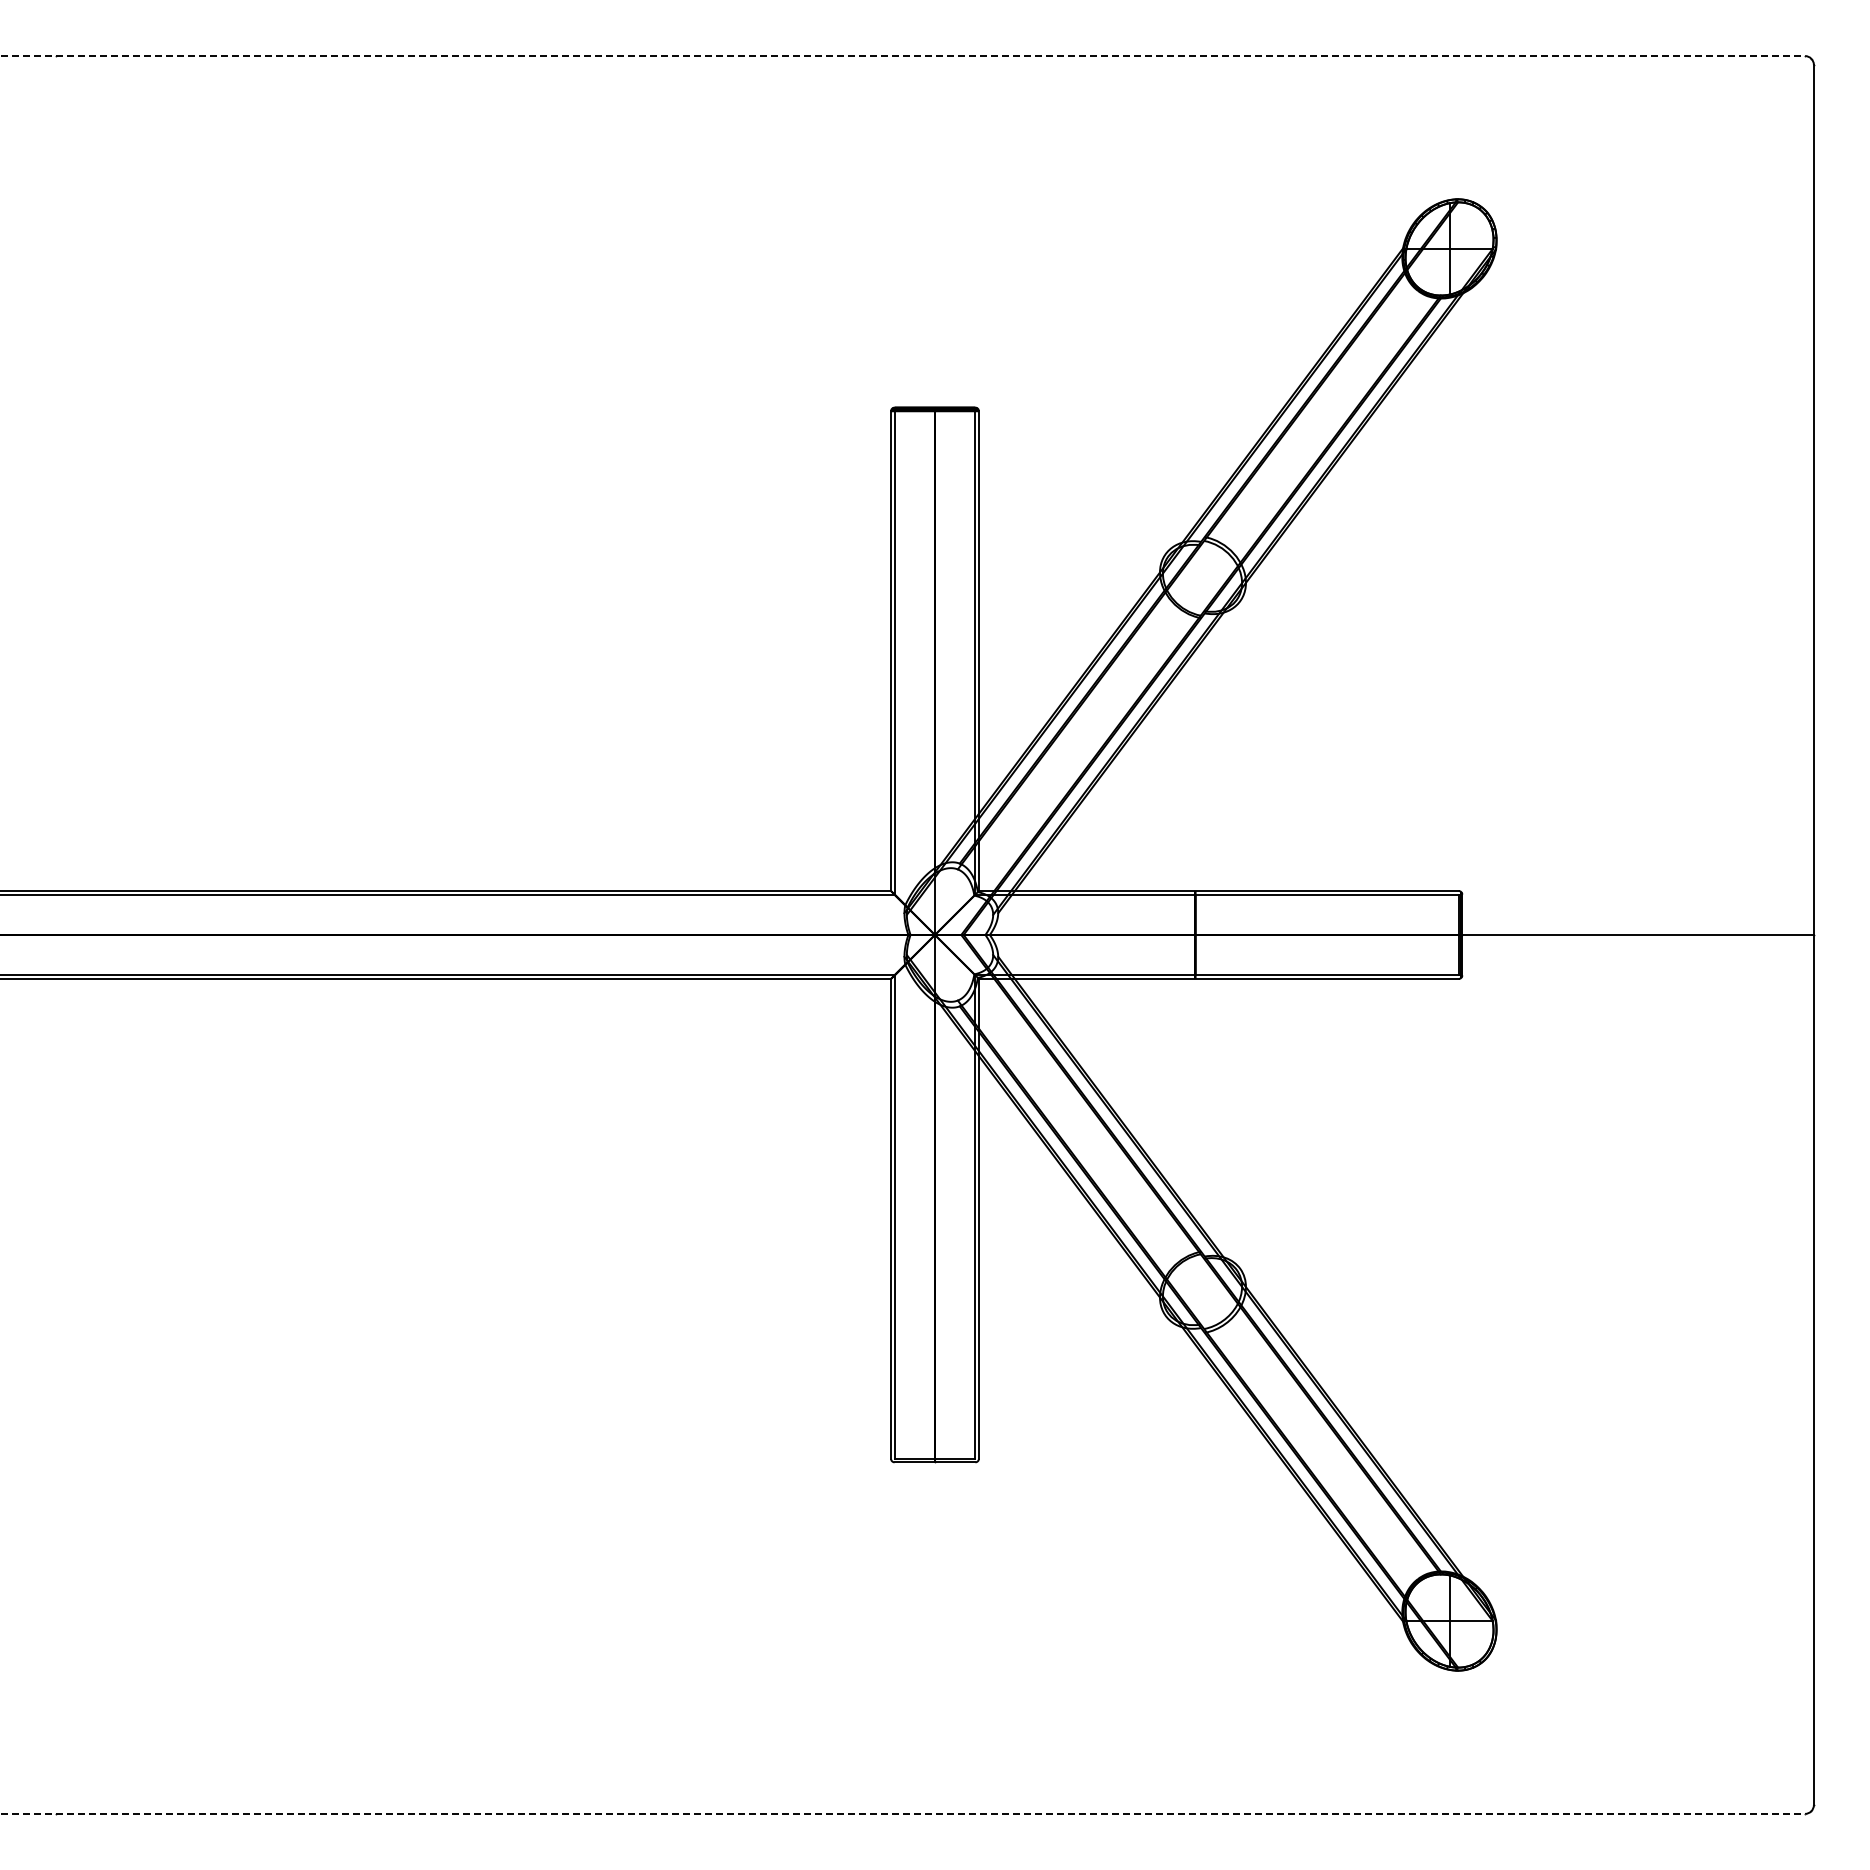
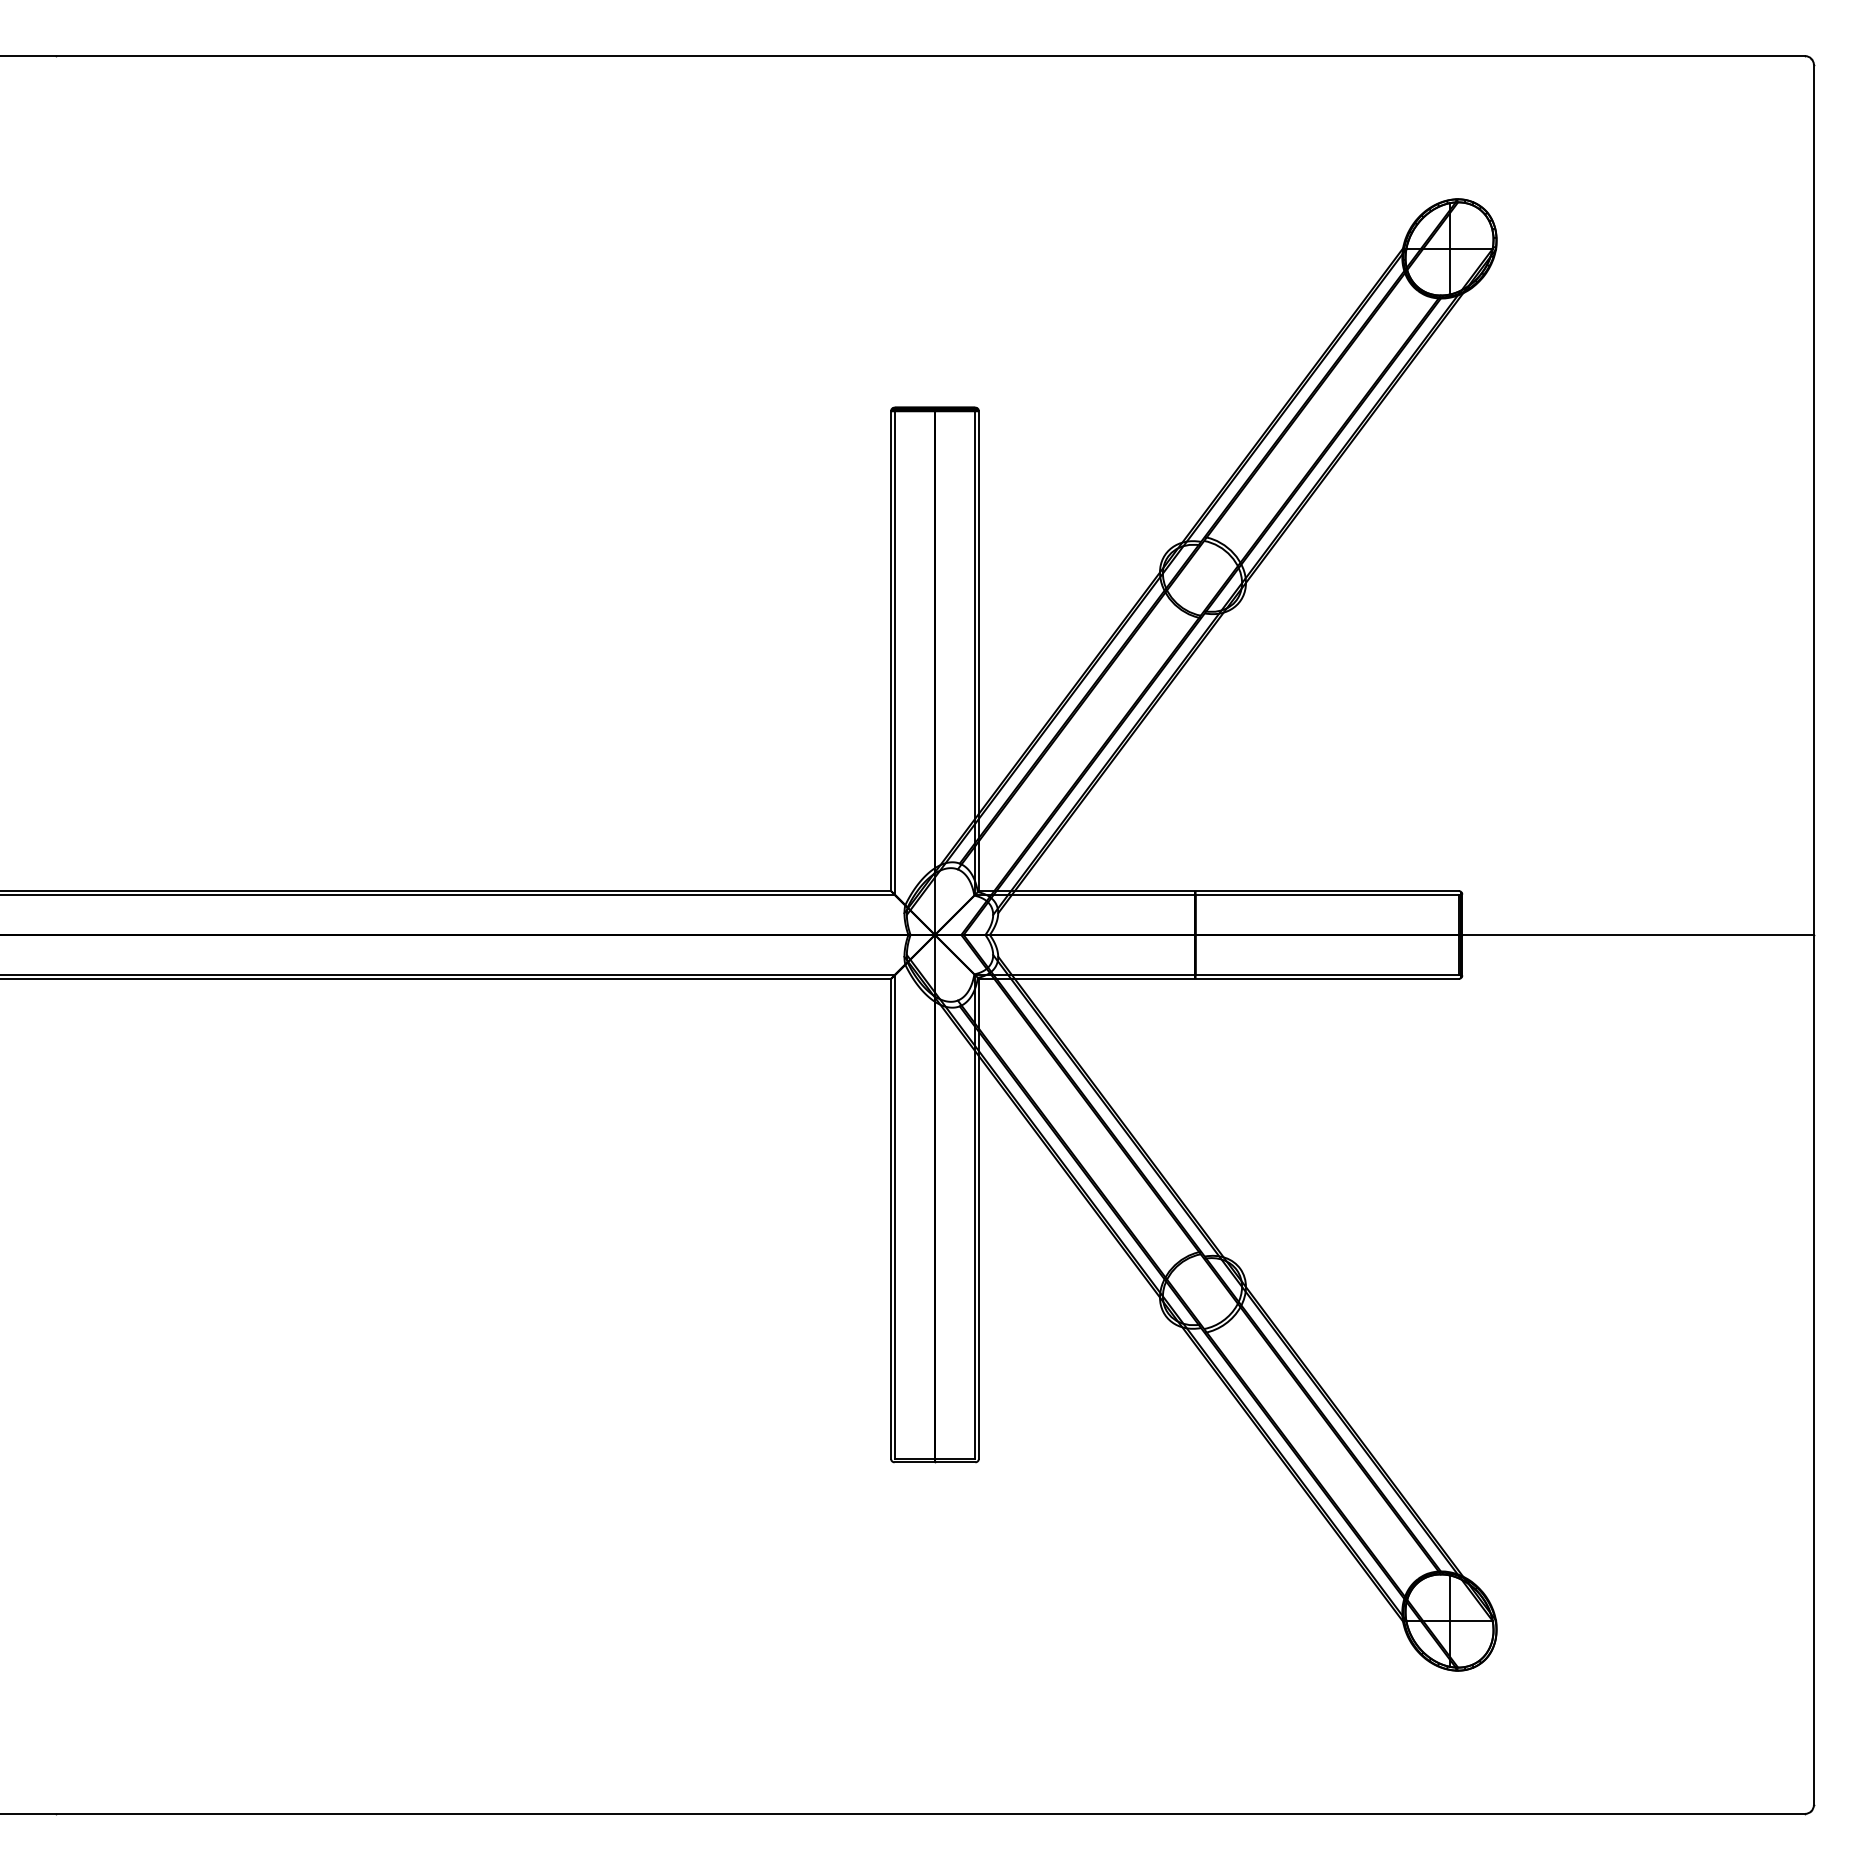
line: dashed -> solid (903, 56)
line: dashed -> solid (903, 1813)
